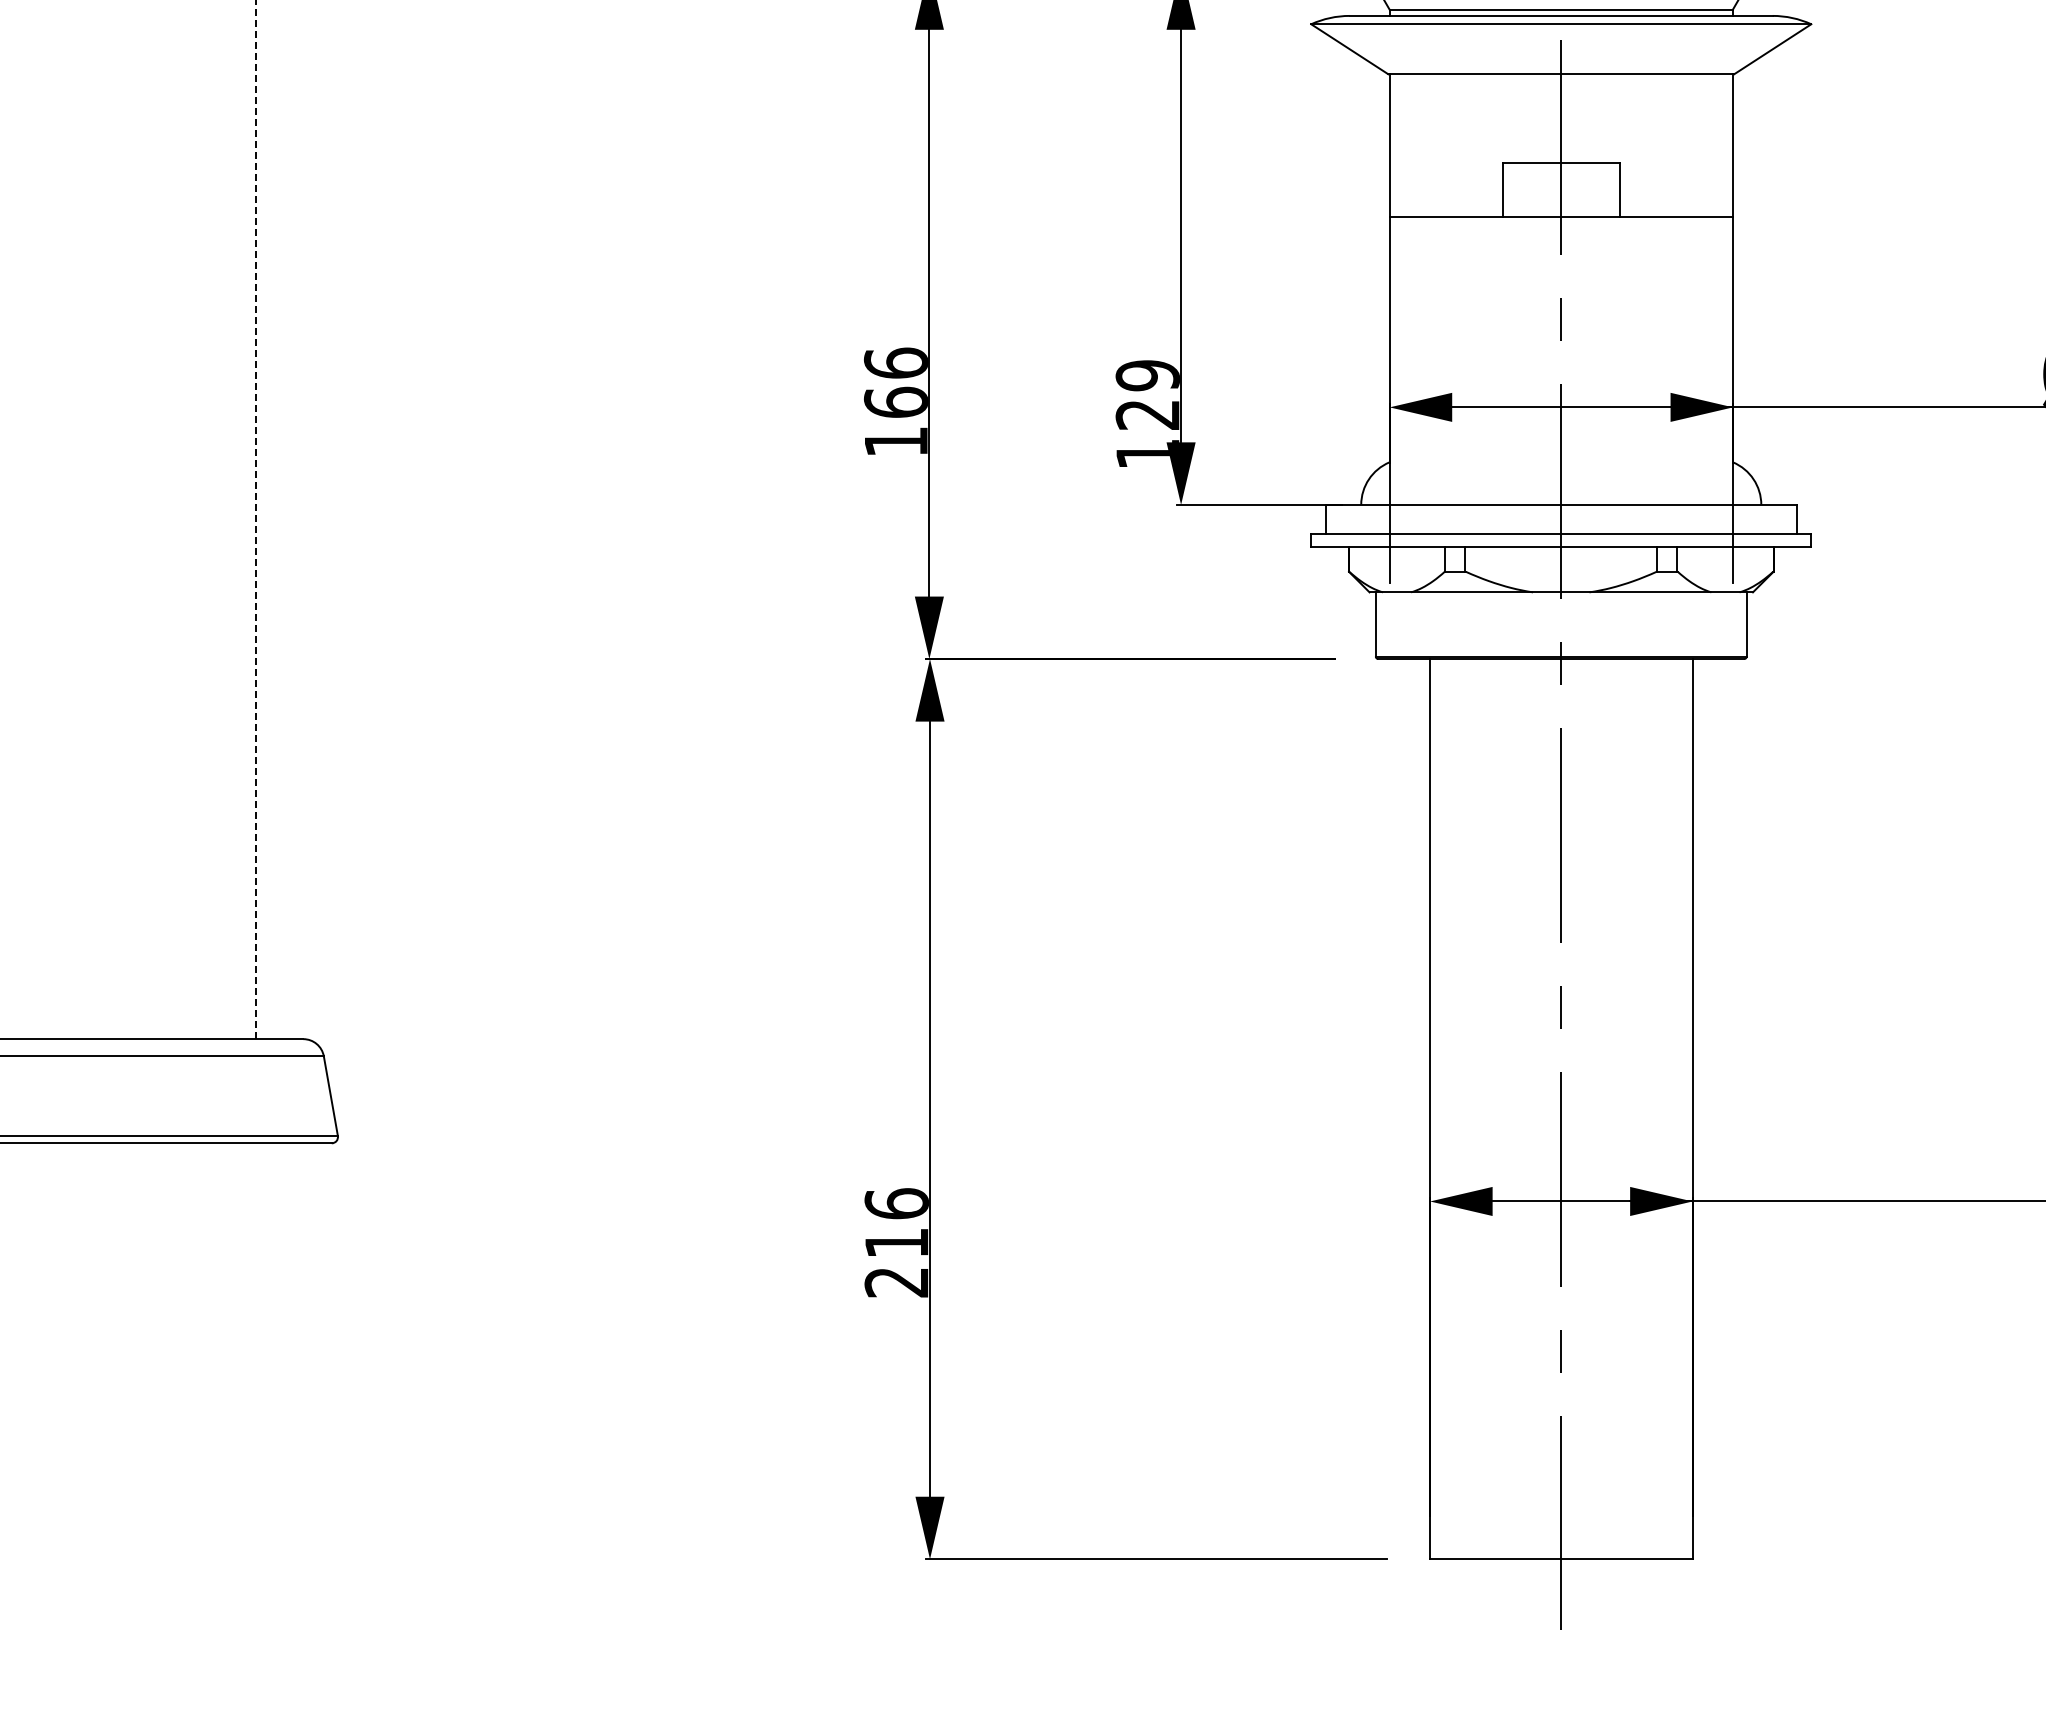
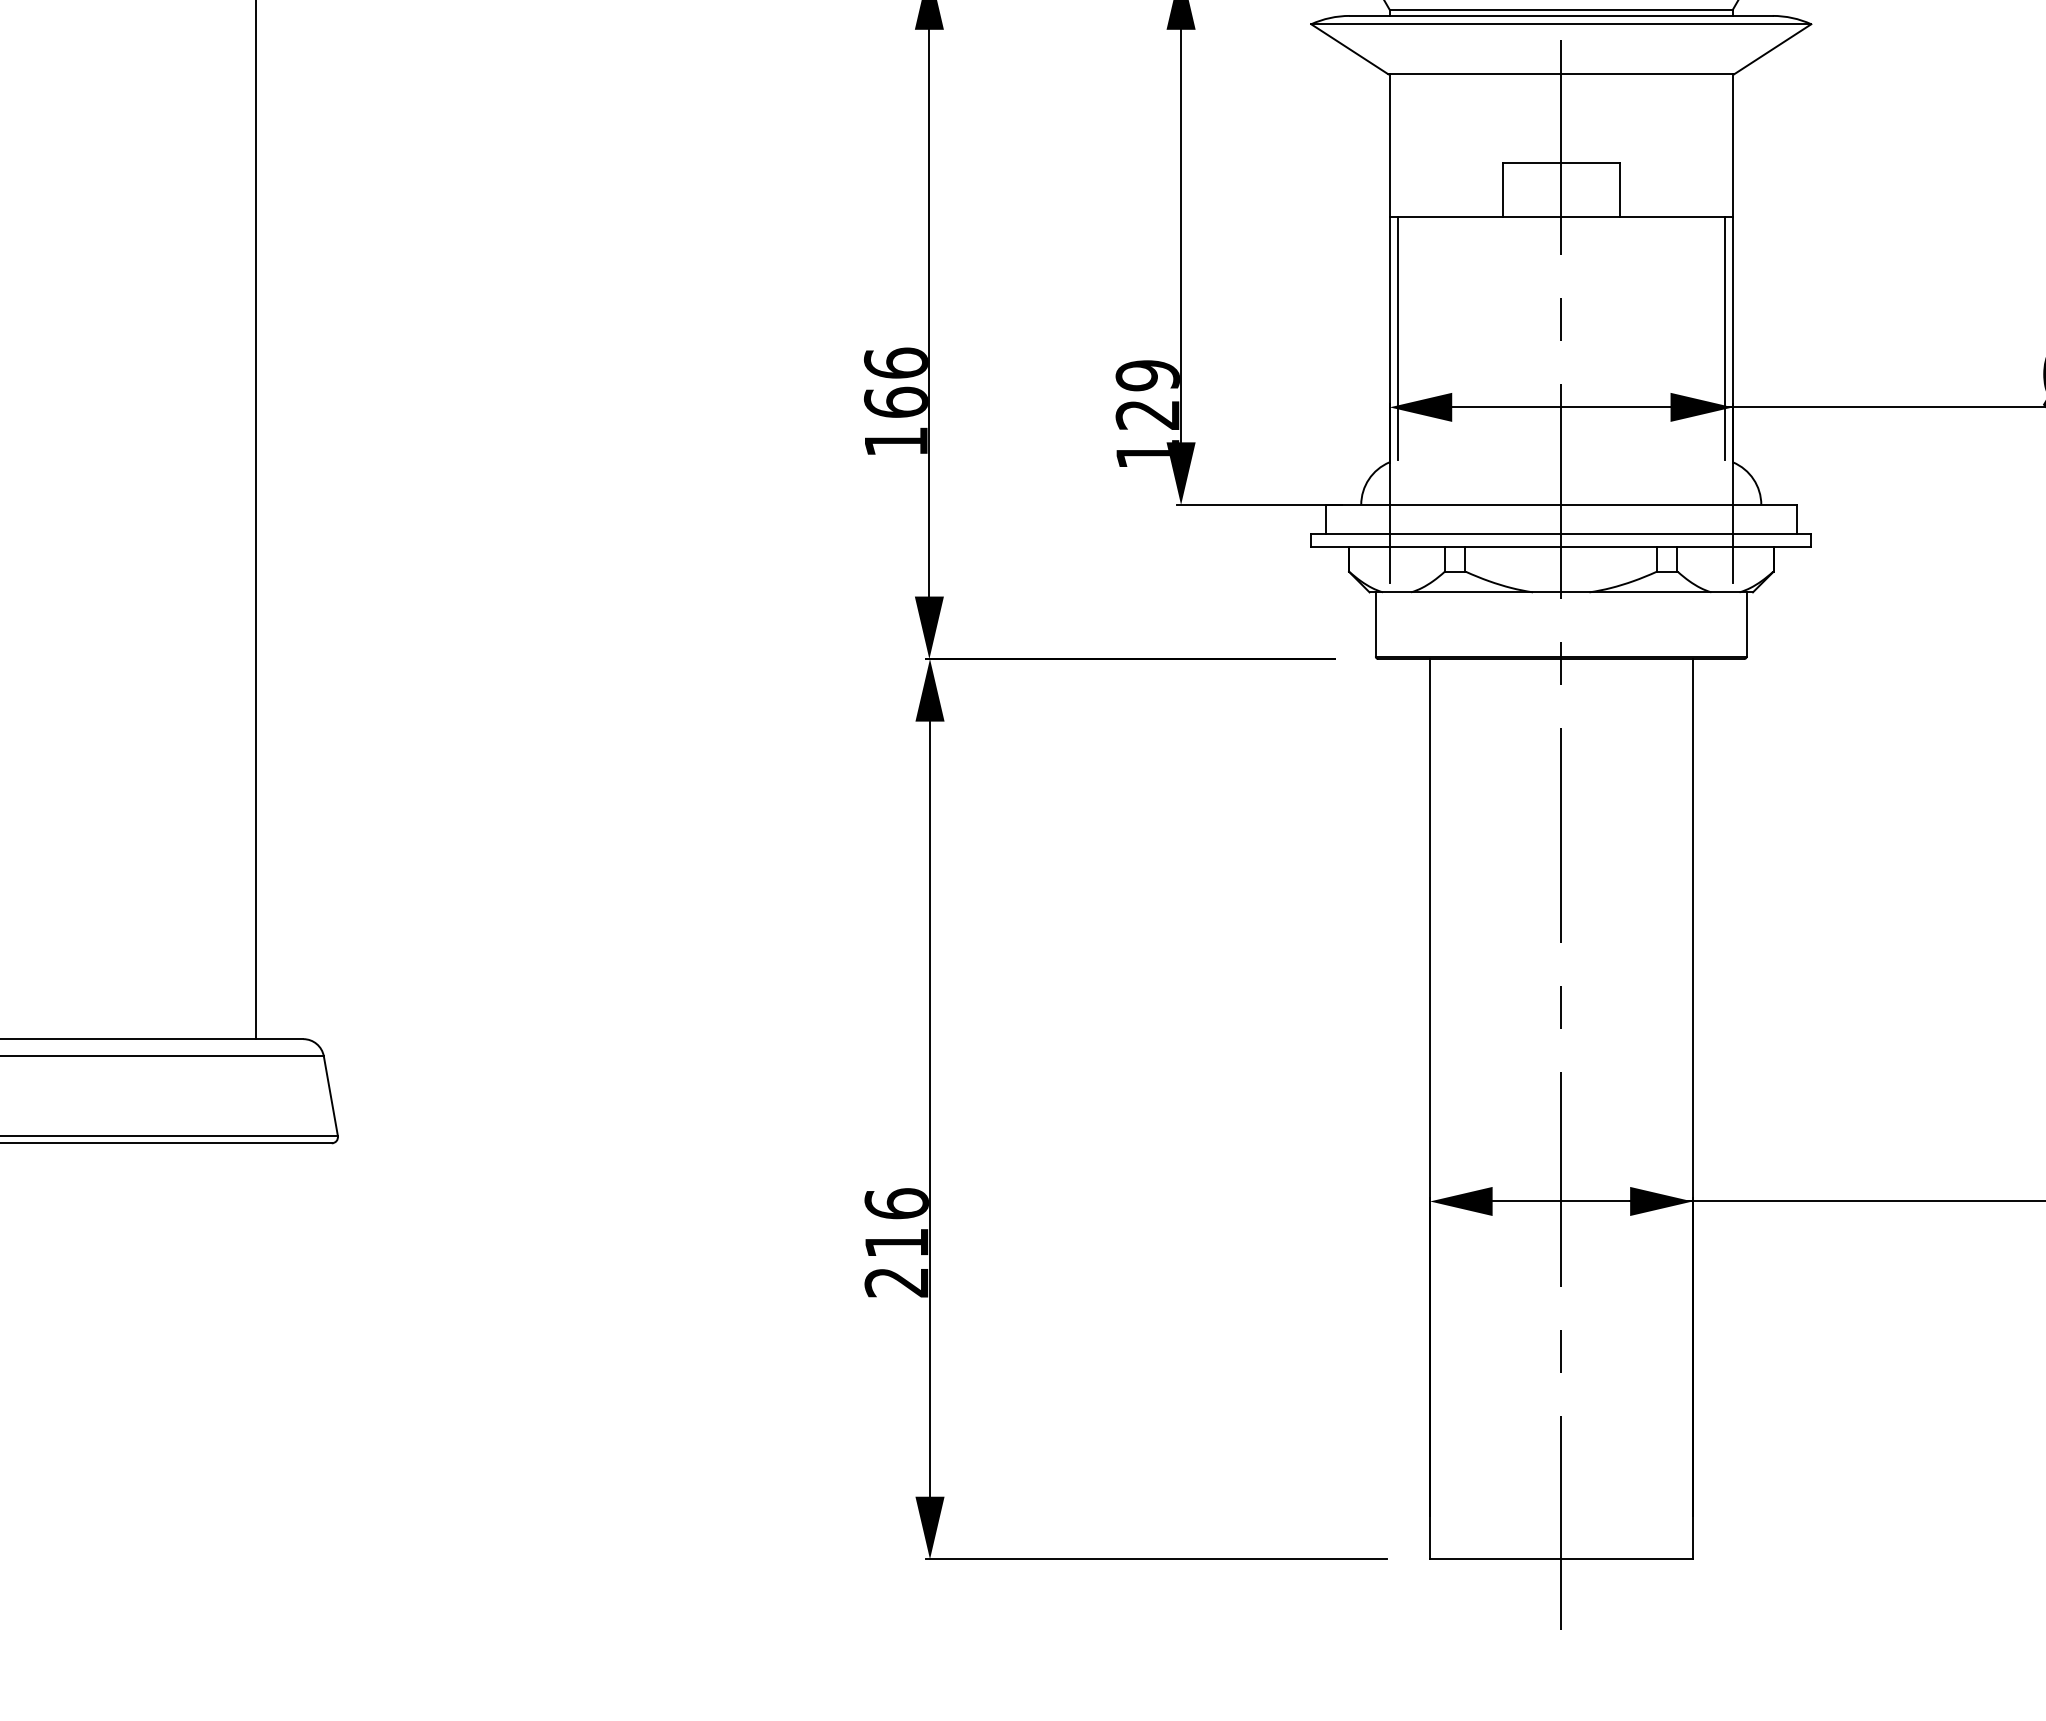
line: none -> present (1397, 338)
line: none -> present (1724, 338)
line: dashed -> solid (255, 519)
